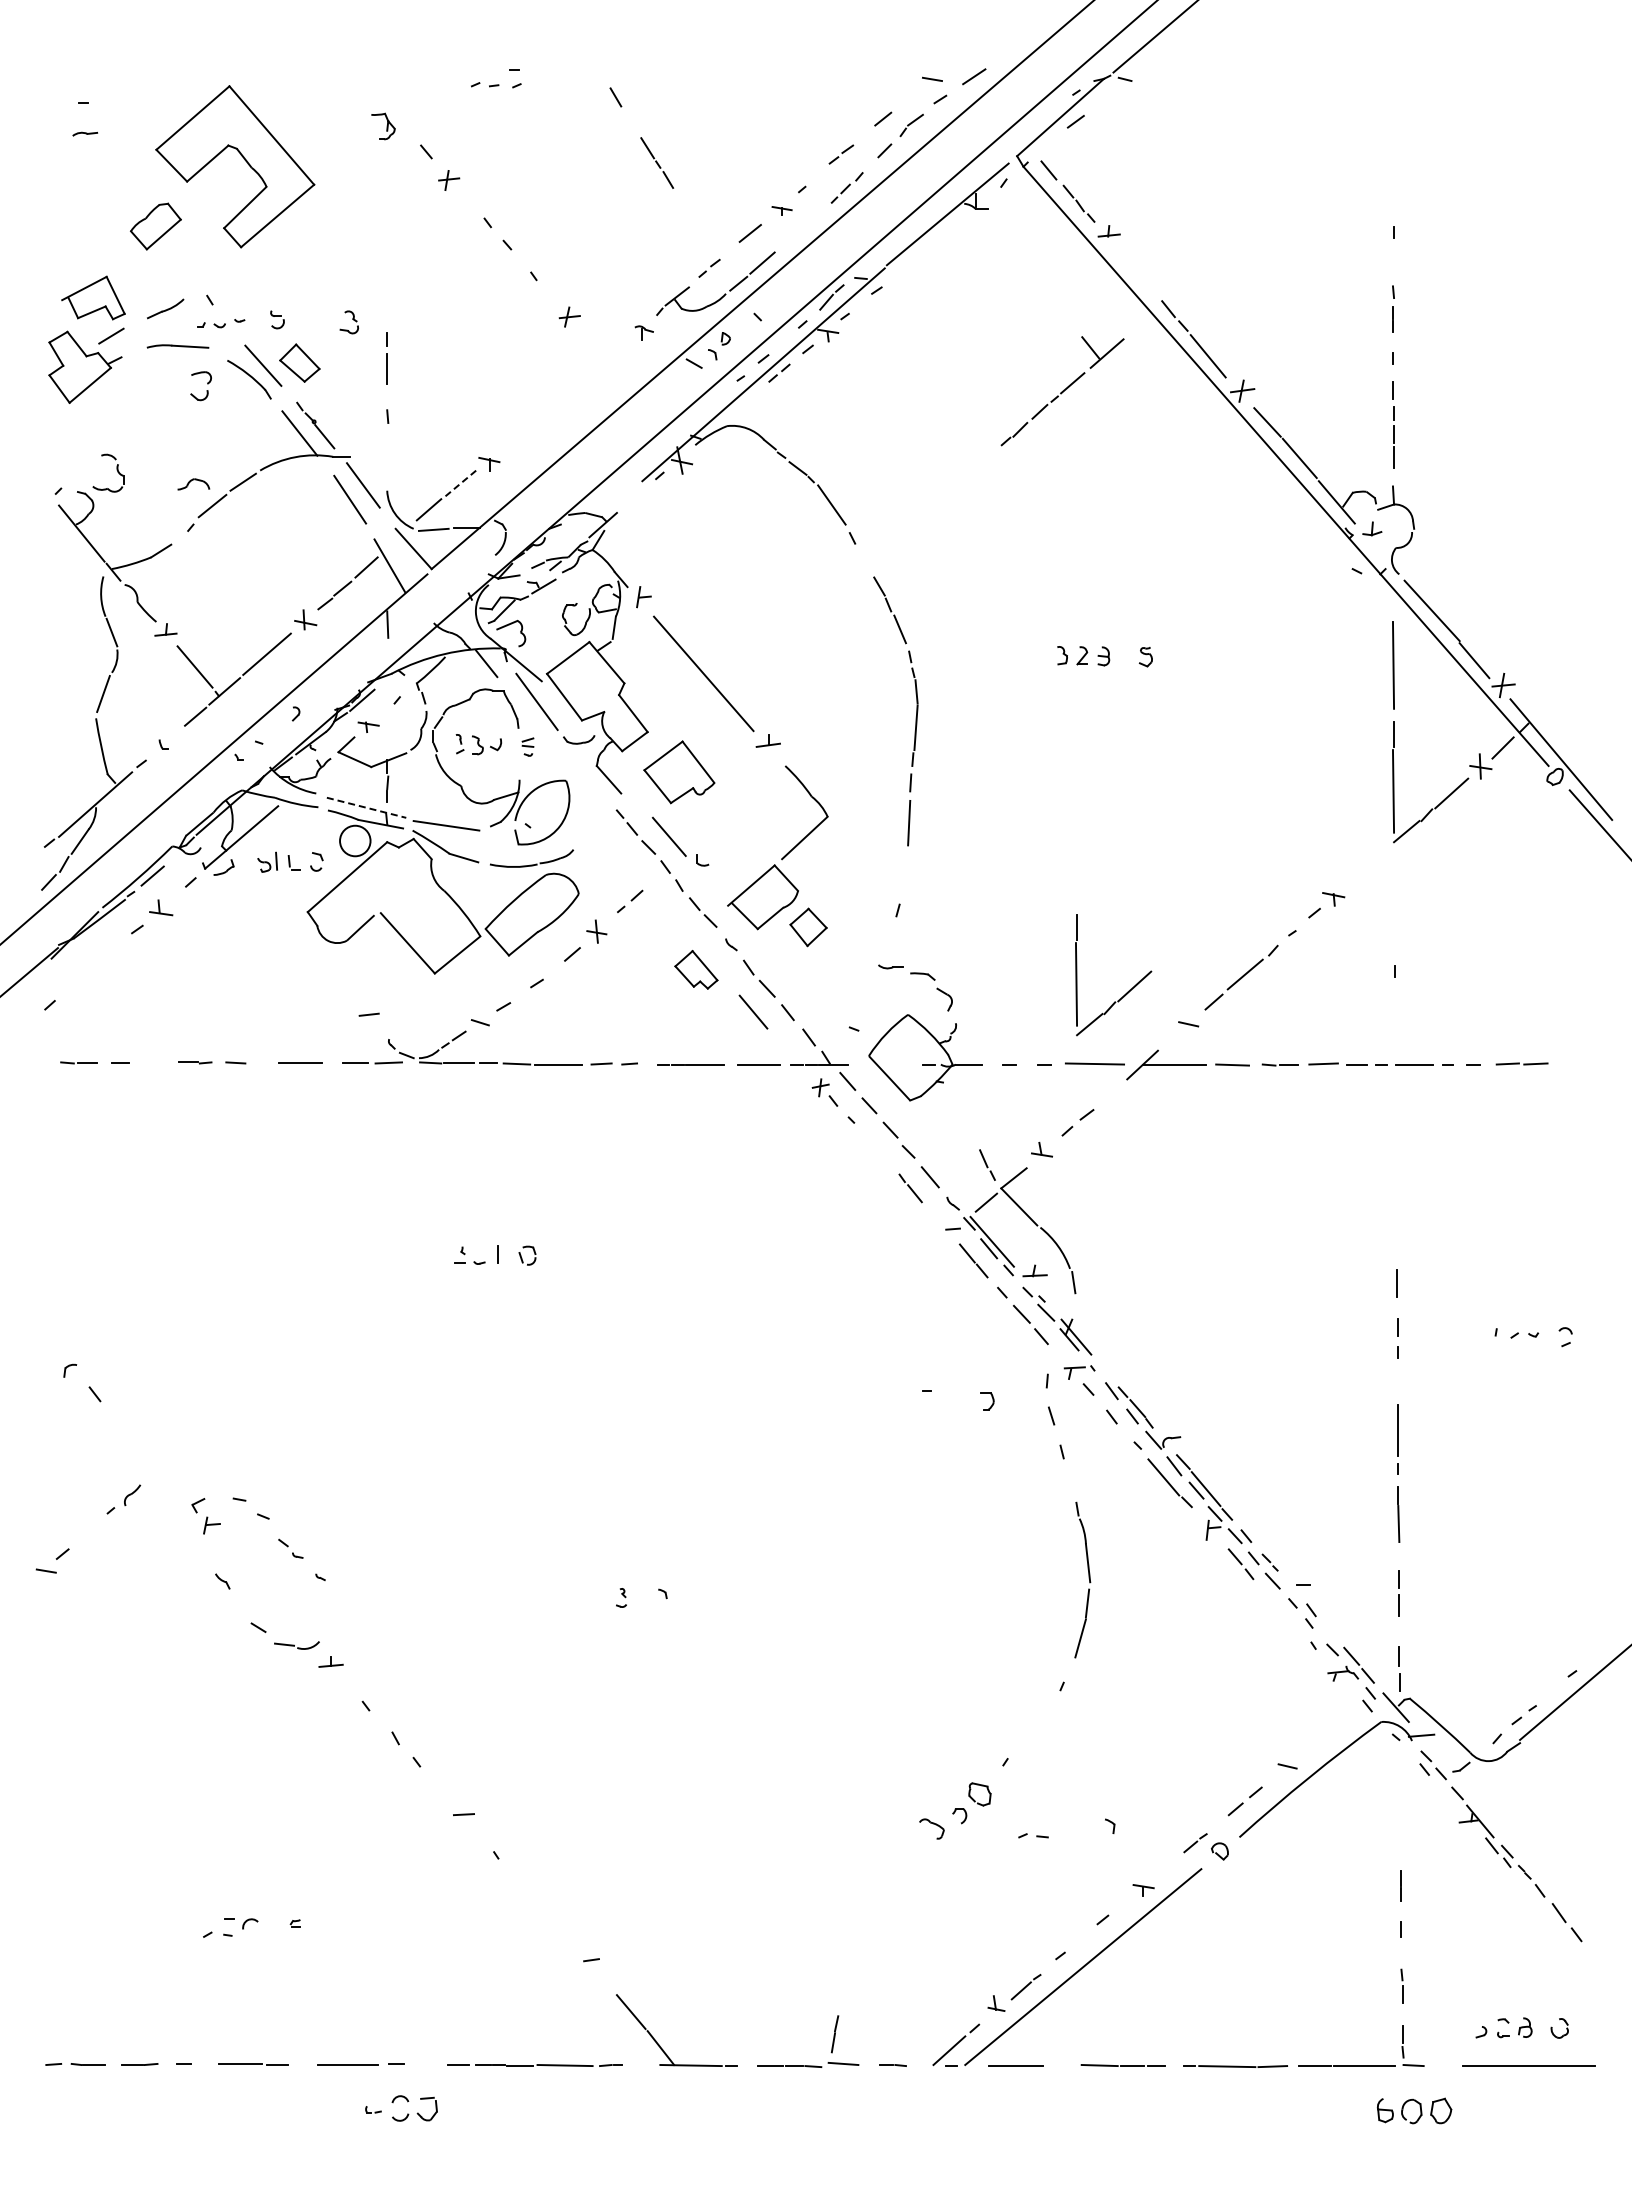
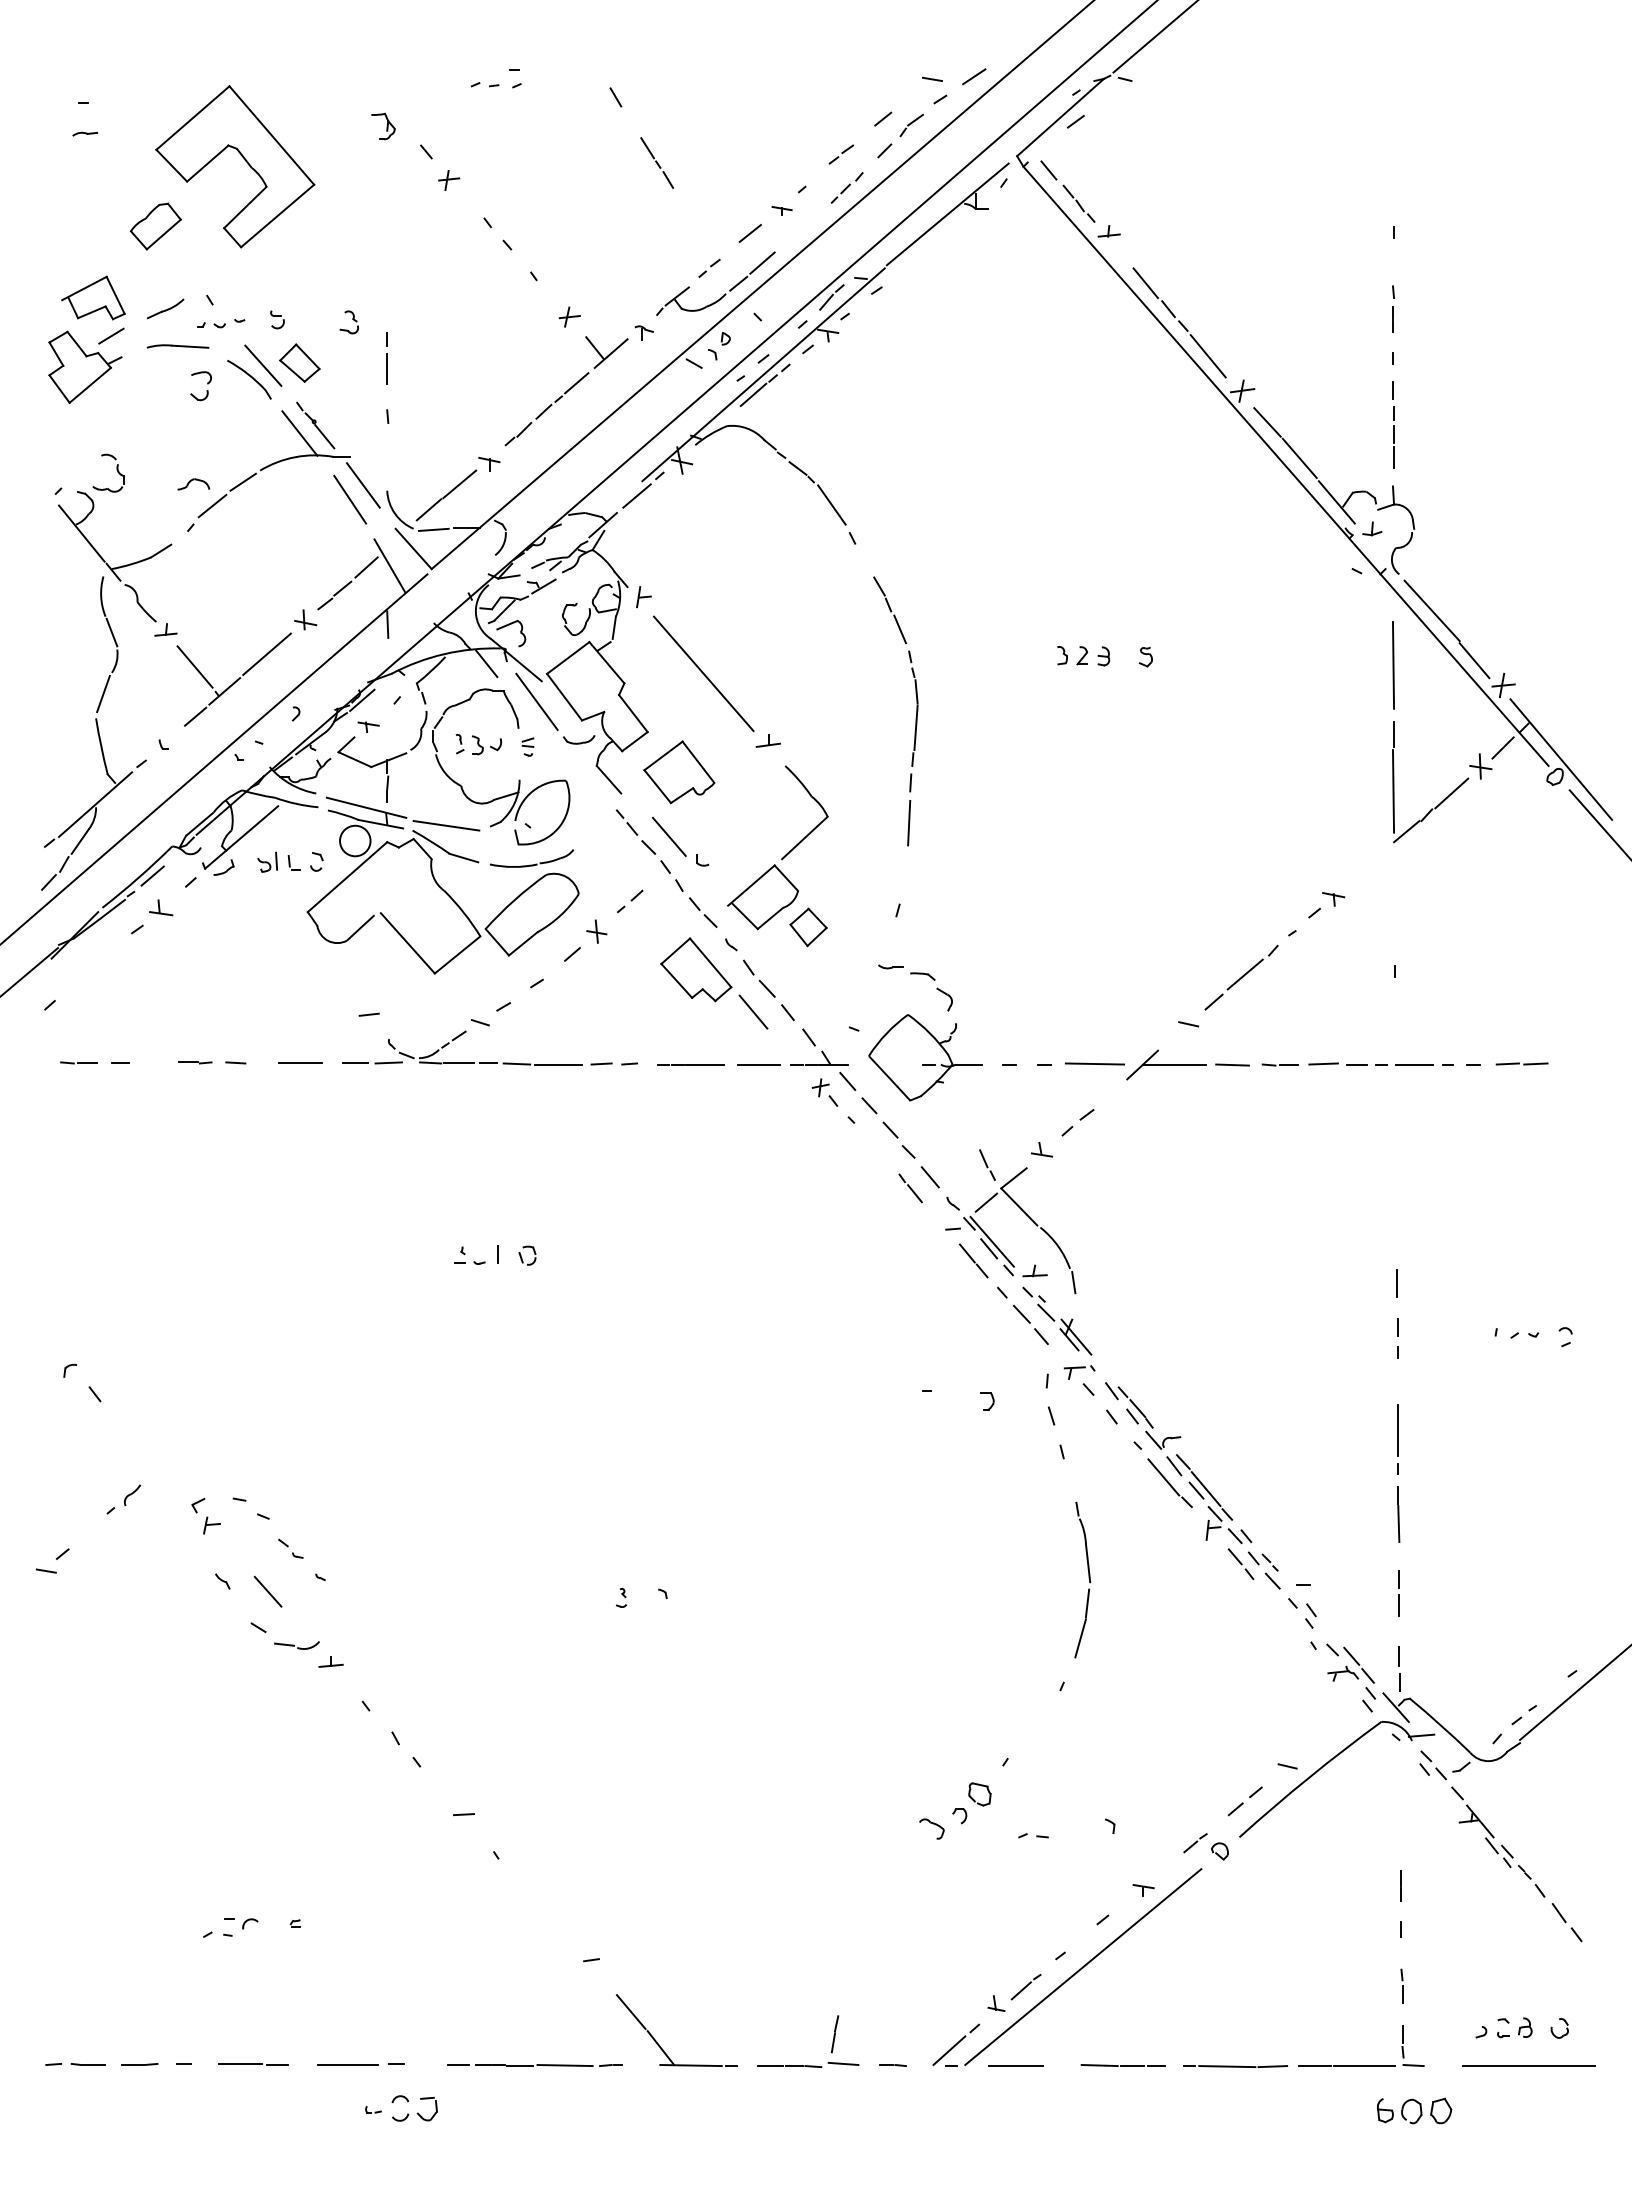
line: none -> present (1145, 283)
part position: (1062, 391) -> (566, 391) (566, 391)
line: none -> present (753, 394)
line: dashed -> solid (459, 484)
line: none -> present (636, 495)
line: dashed -> solid (366, 807)
part size: 45x40 px -> 73x66 px (696, 969)
part: present -> none (1128, 990)
line: none -> present (267, 1591)
